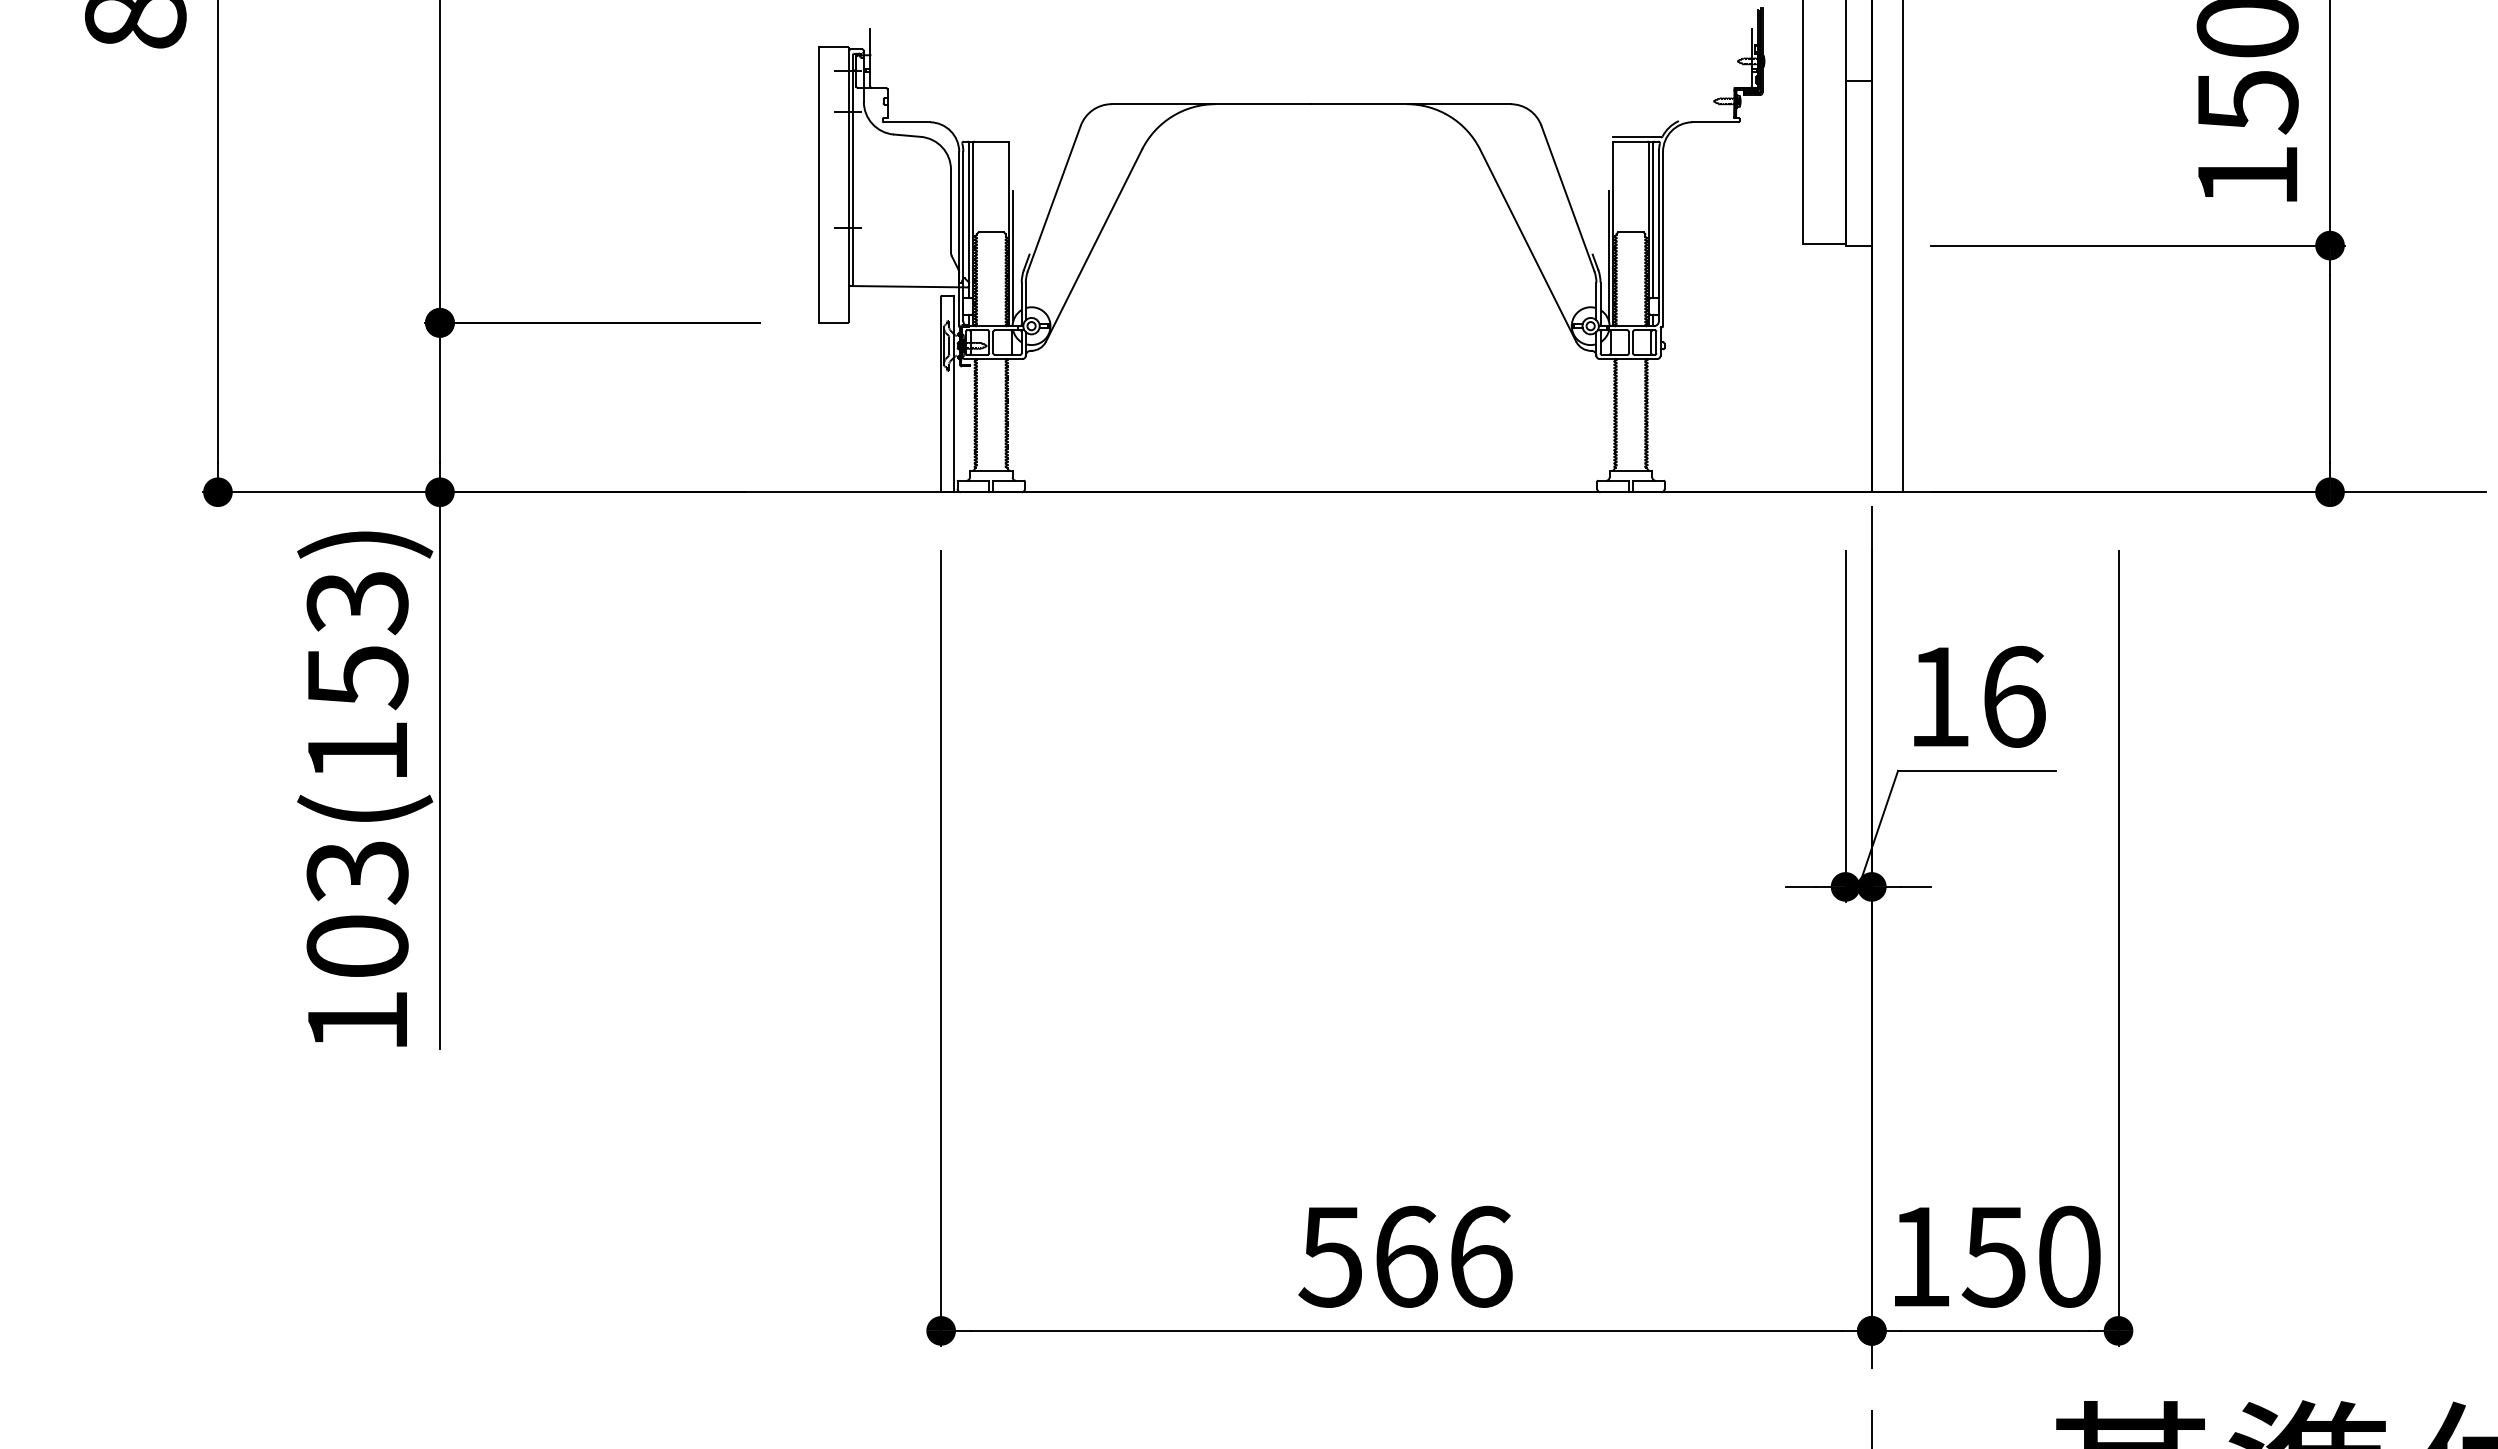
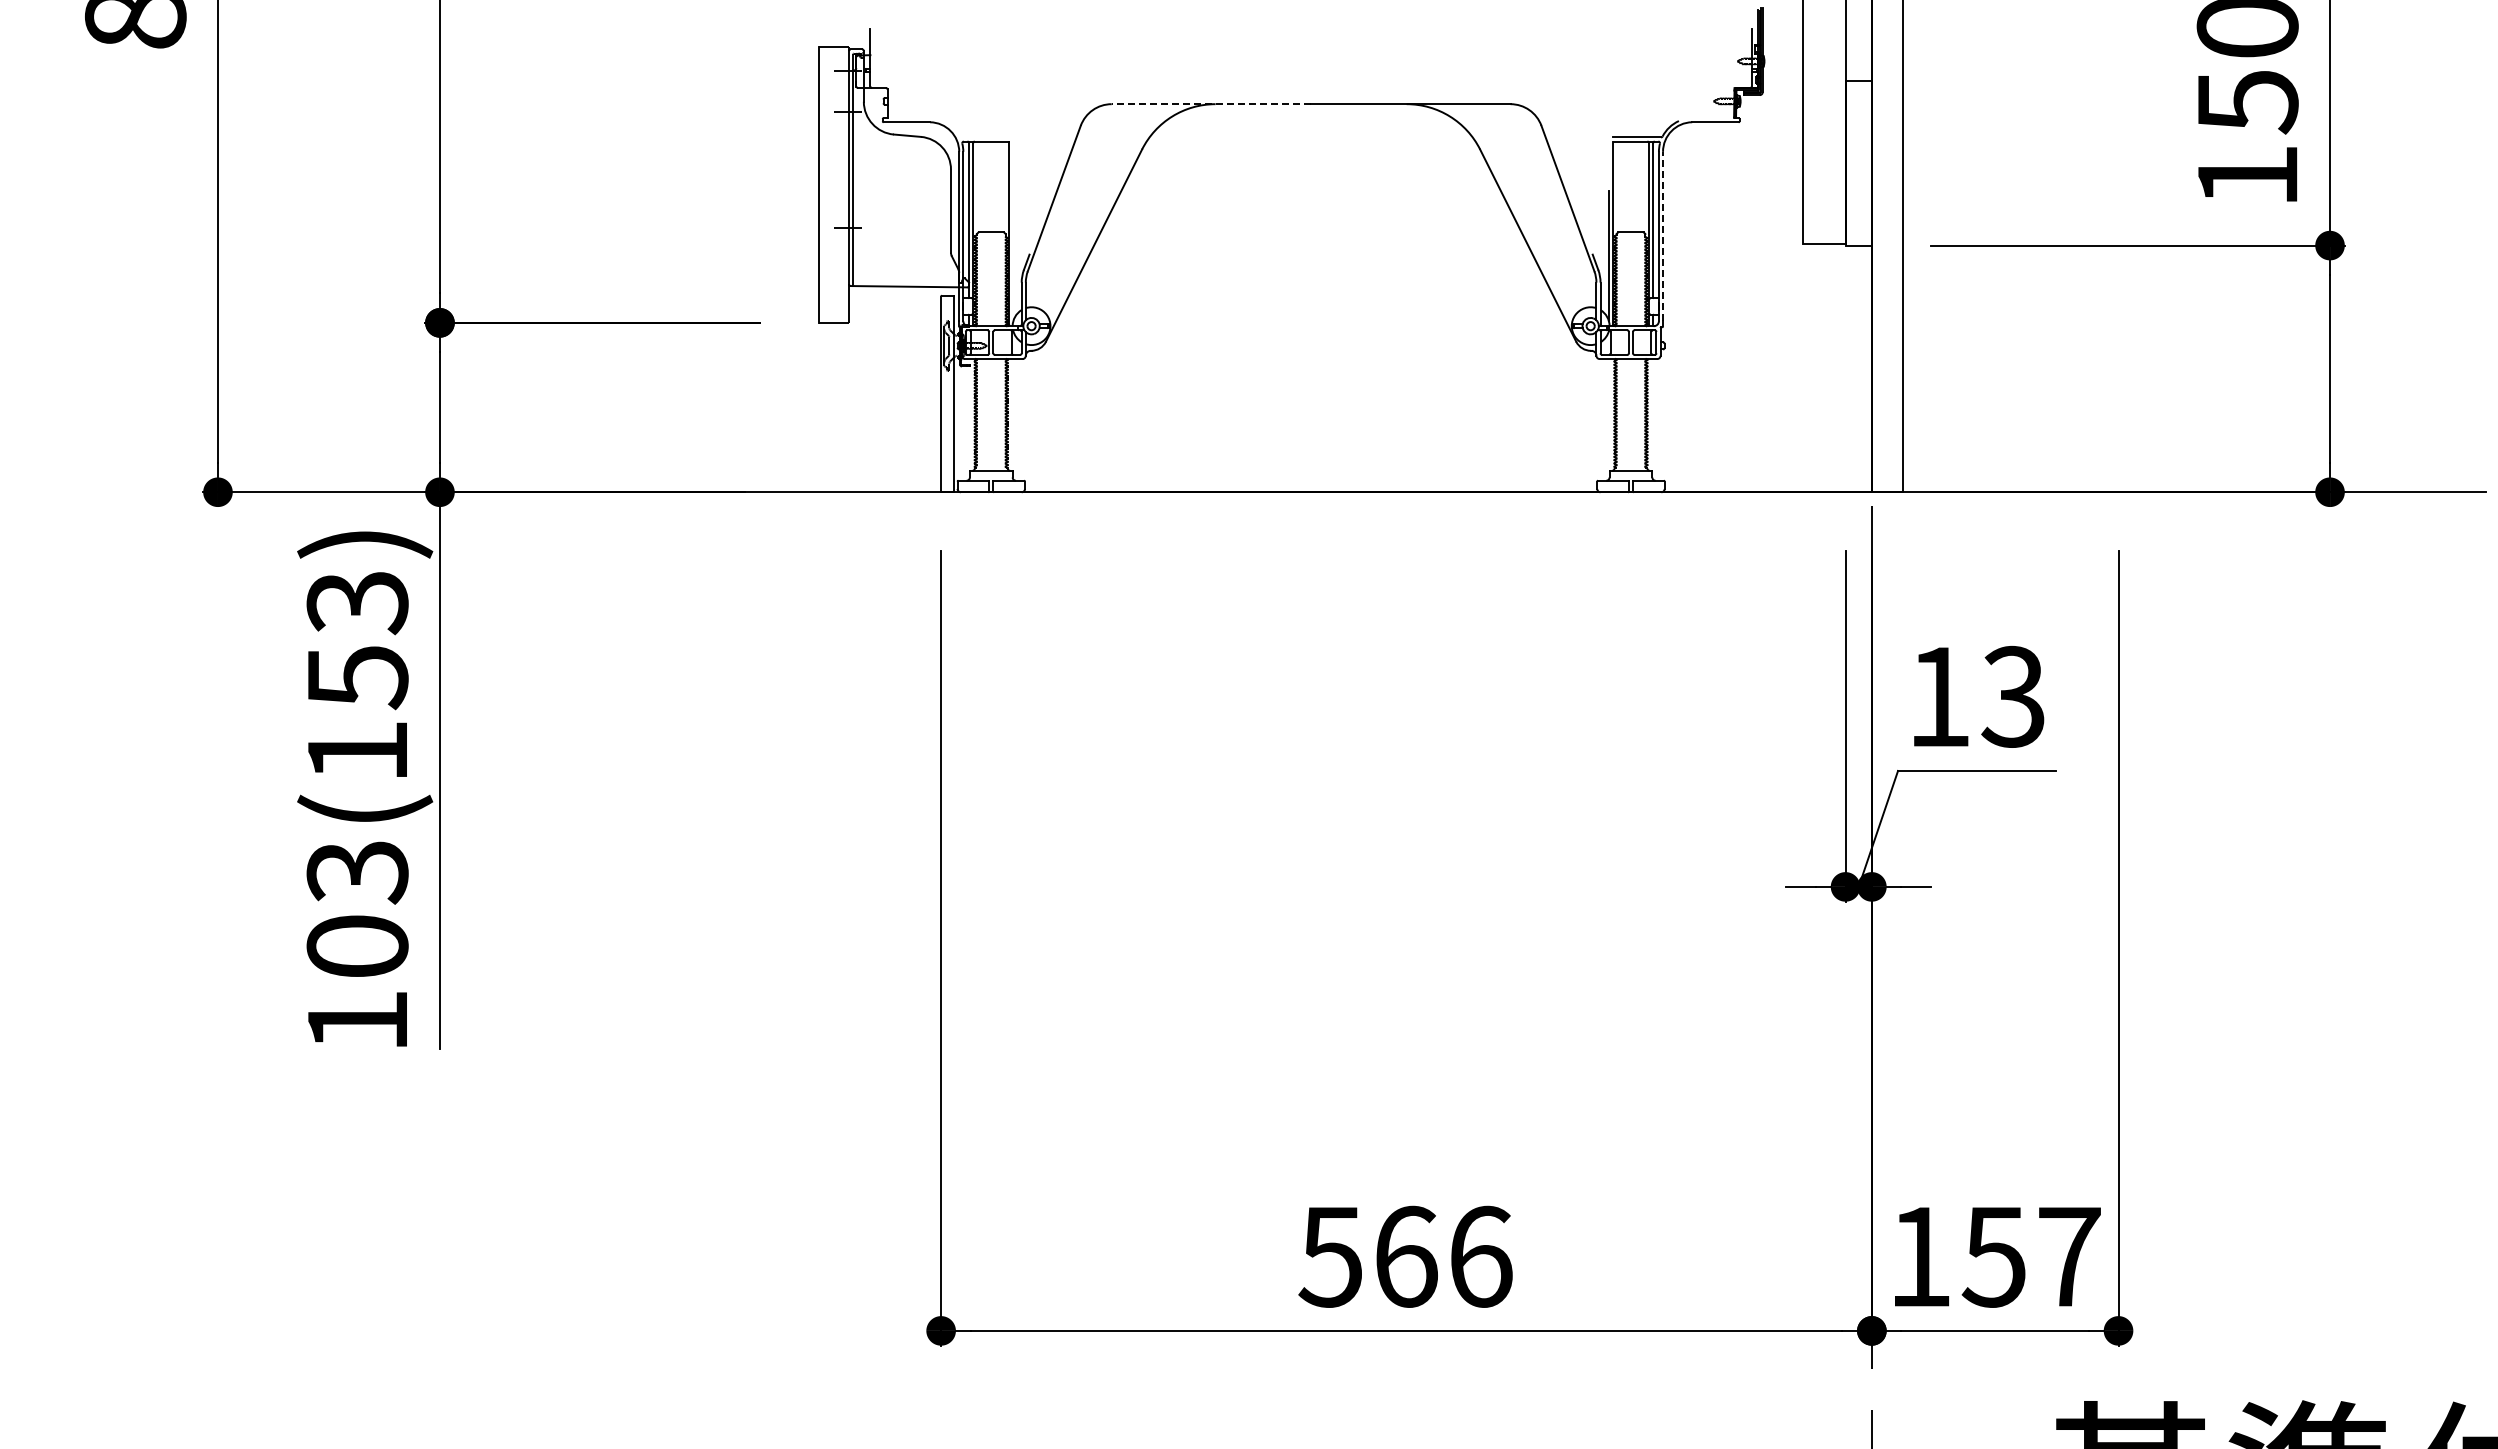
line: solid -> dashed (1211, 104)
line: solid -> dashed (1663, 235)
line: present -> none (1013, 255)
text: 16 -> 13 (2013, 696)
text: 150 -> 157 (2069, 1256)
